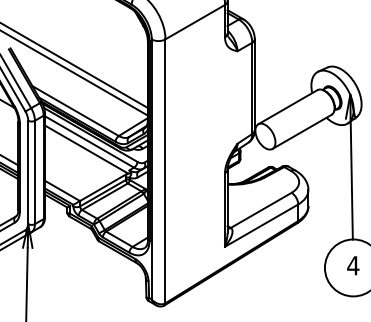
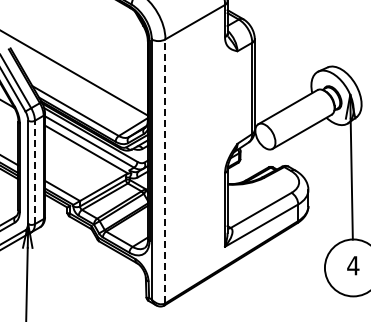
line: present -> none (74, 65)
line: solid -> dashed (165, 171)
line: solid -> dashed (34, 172)
